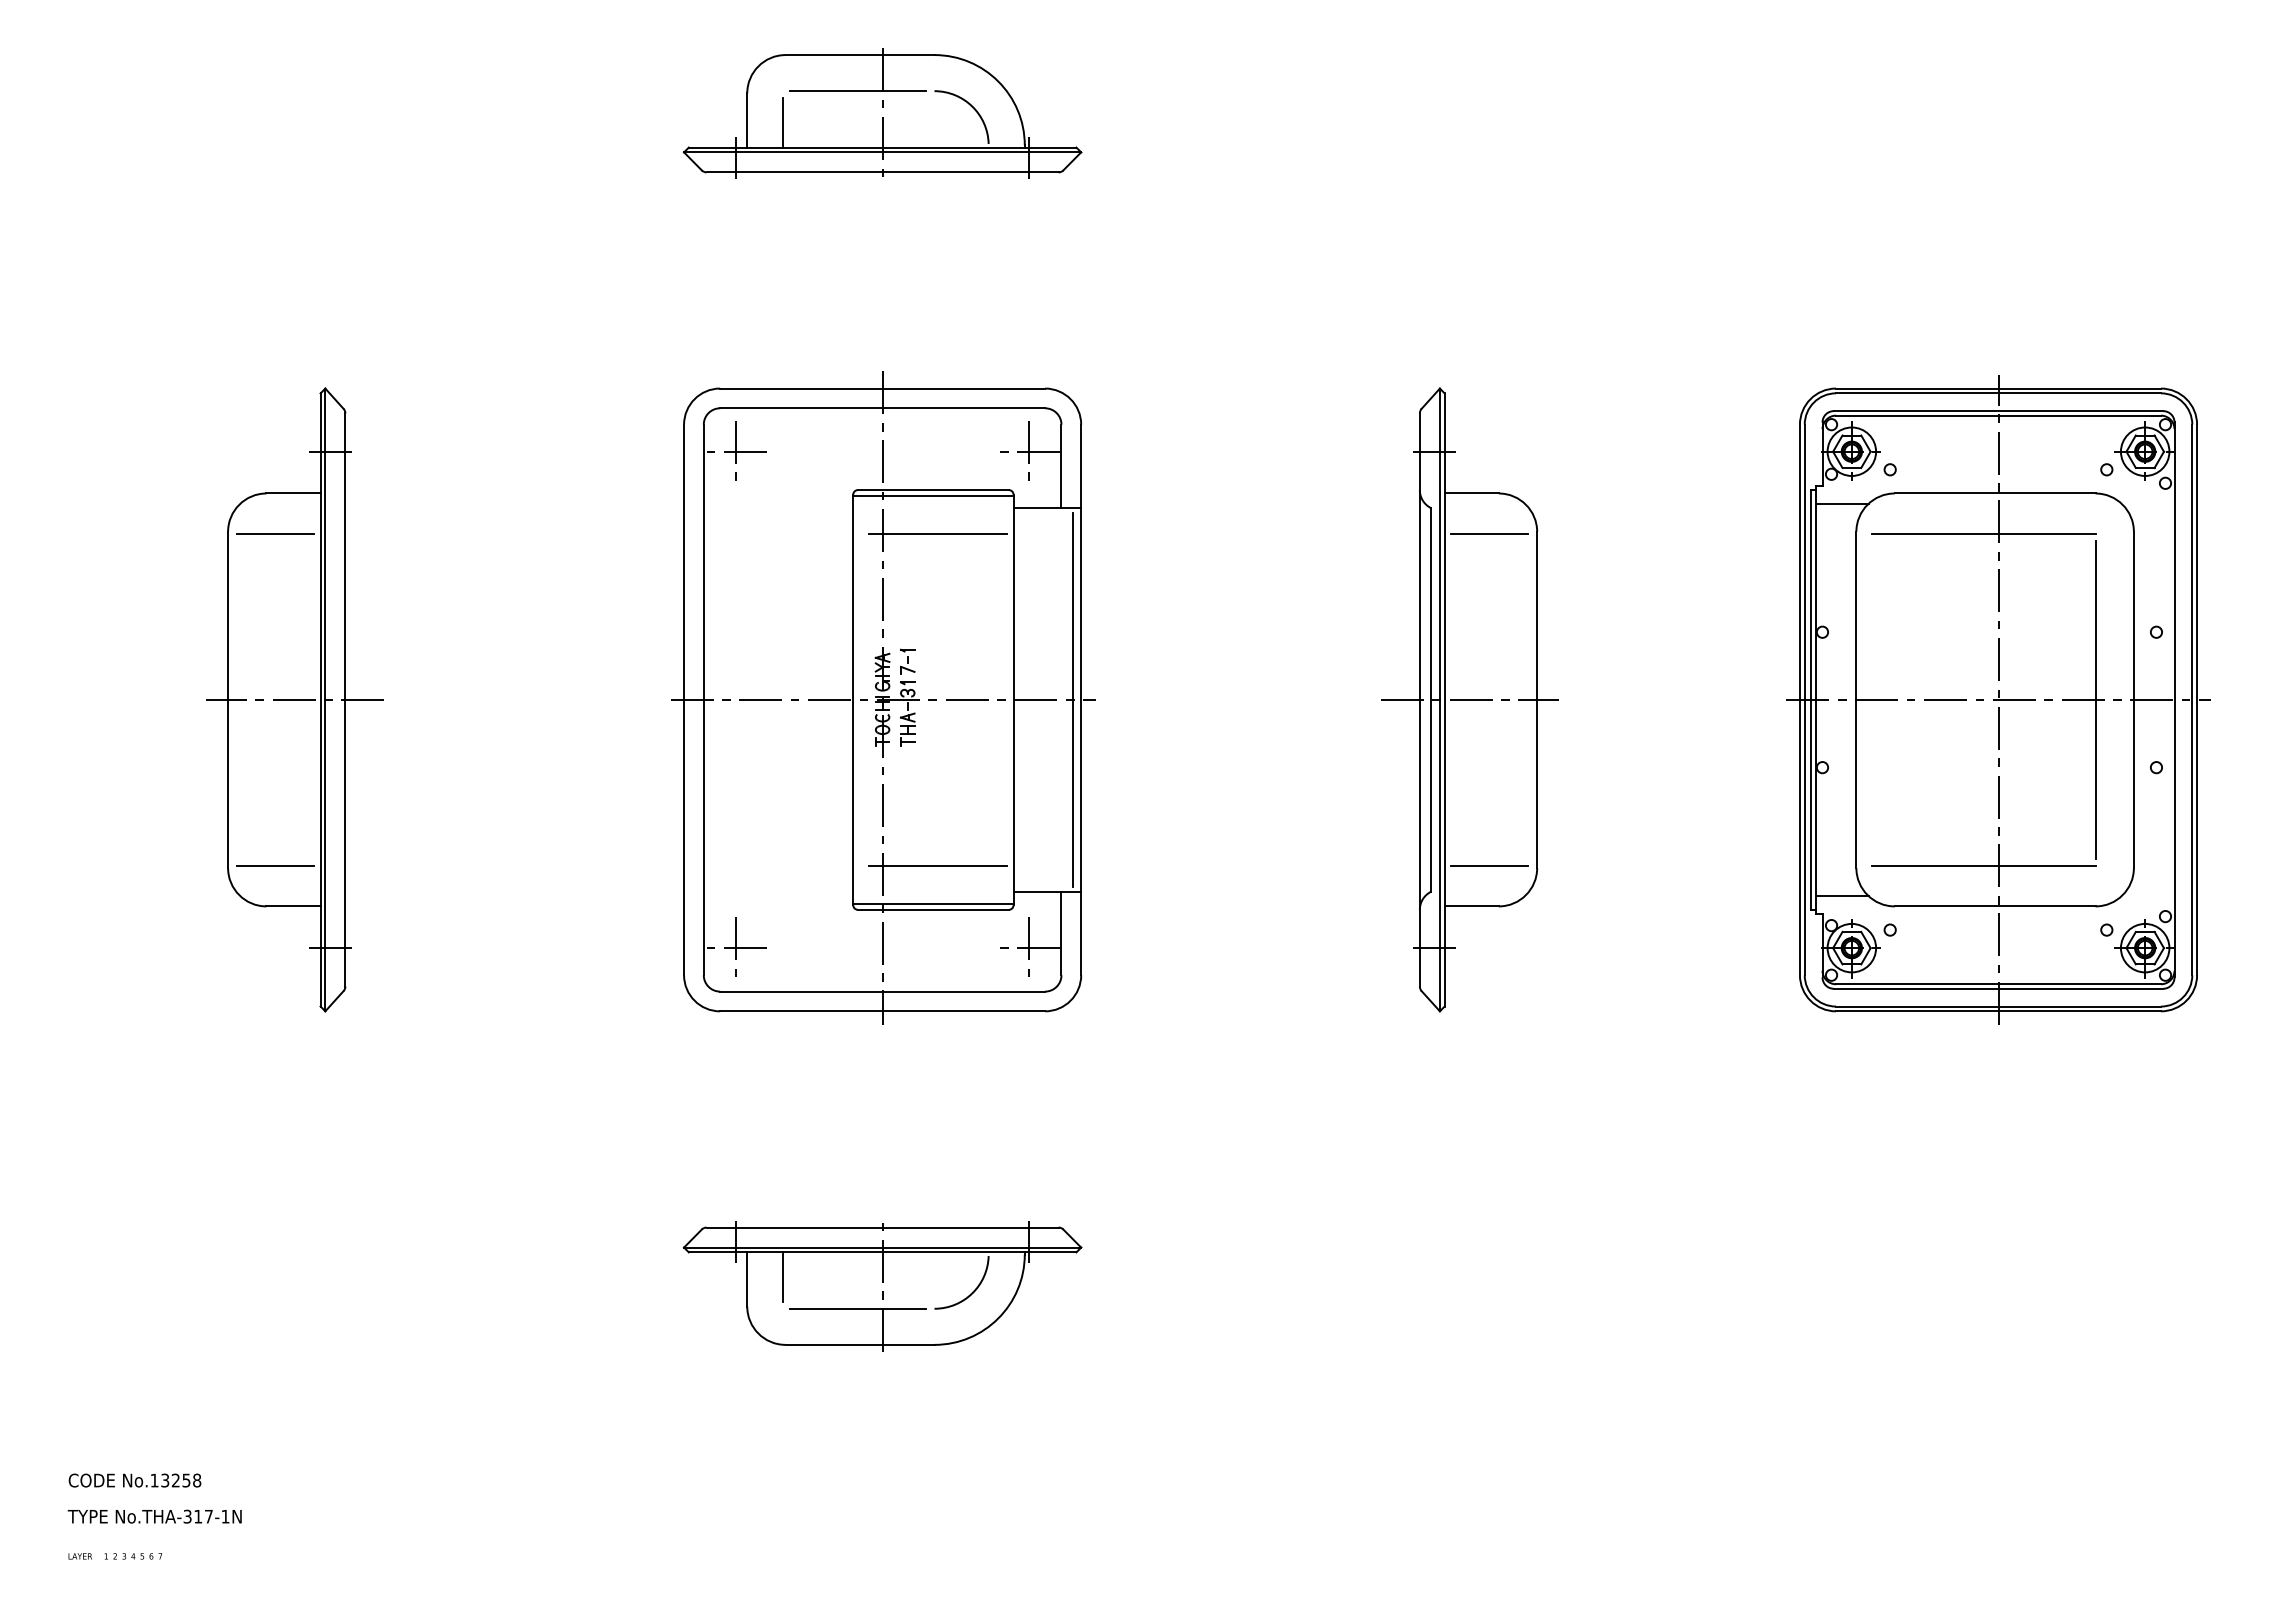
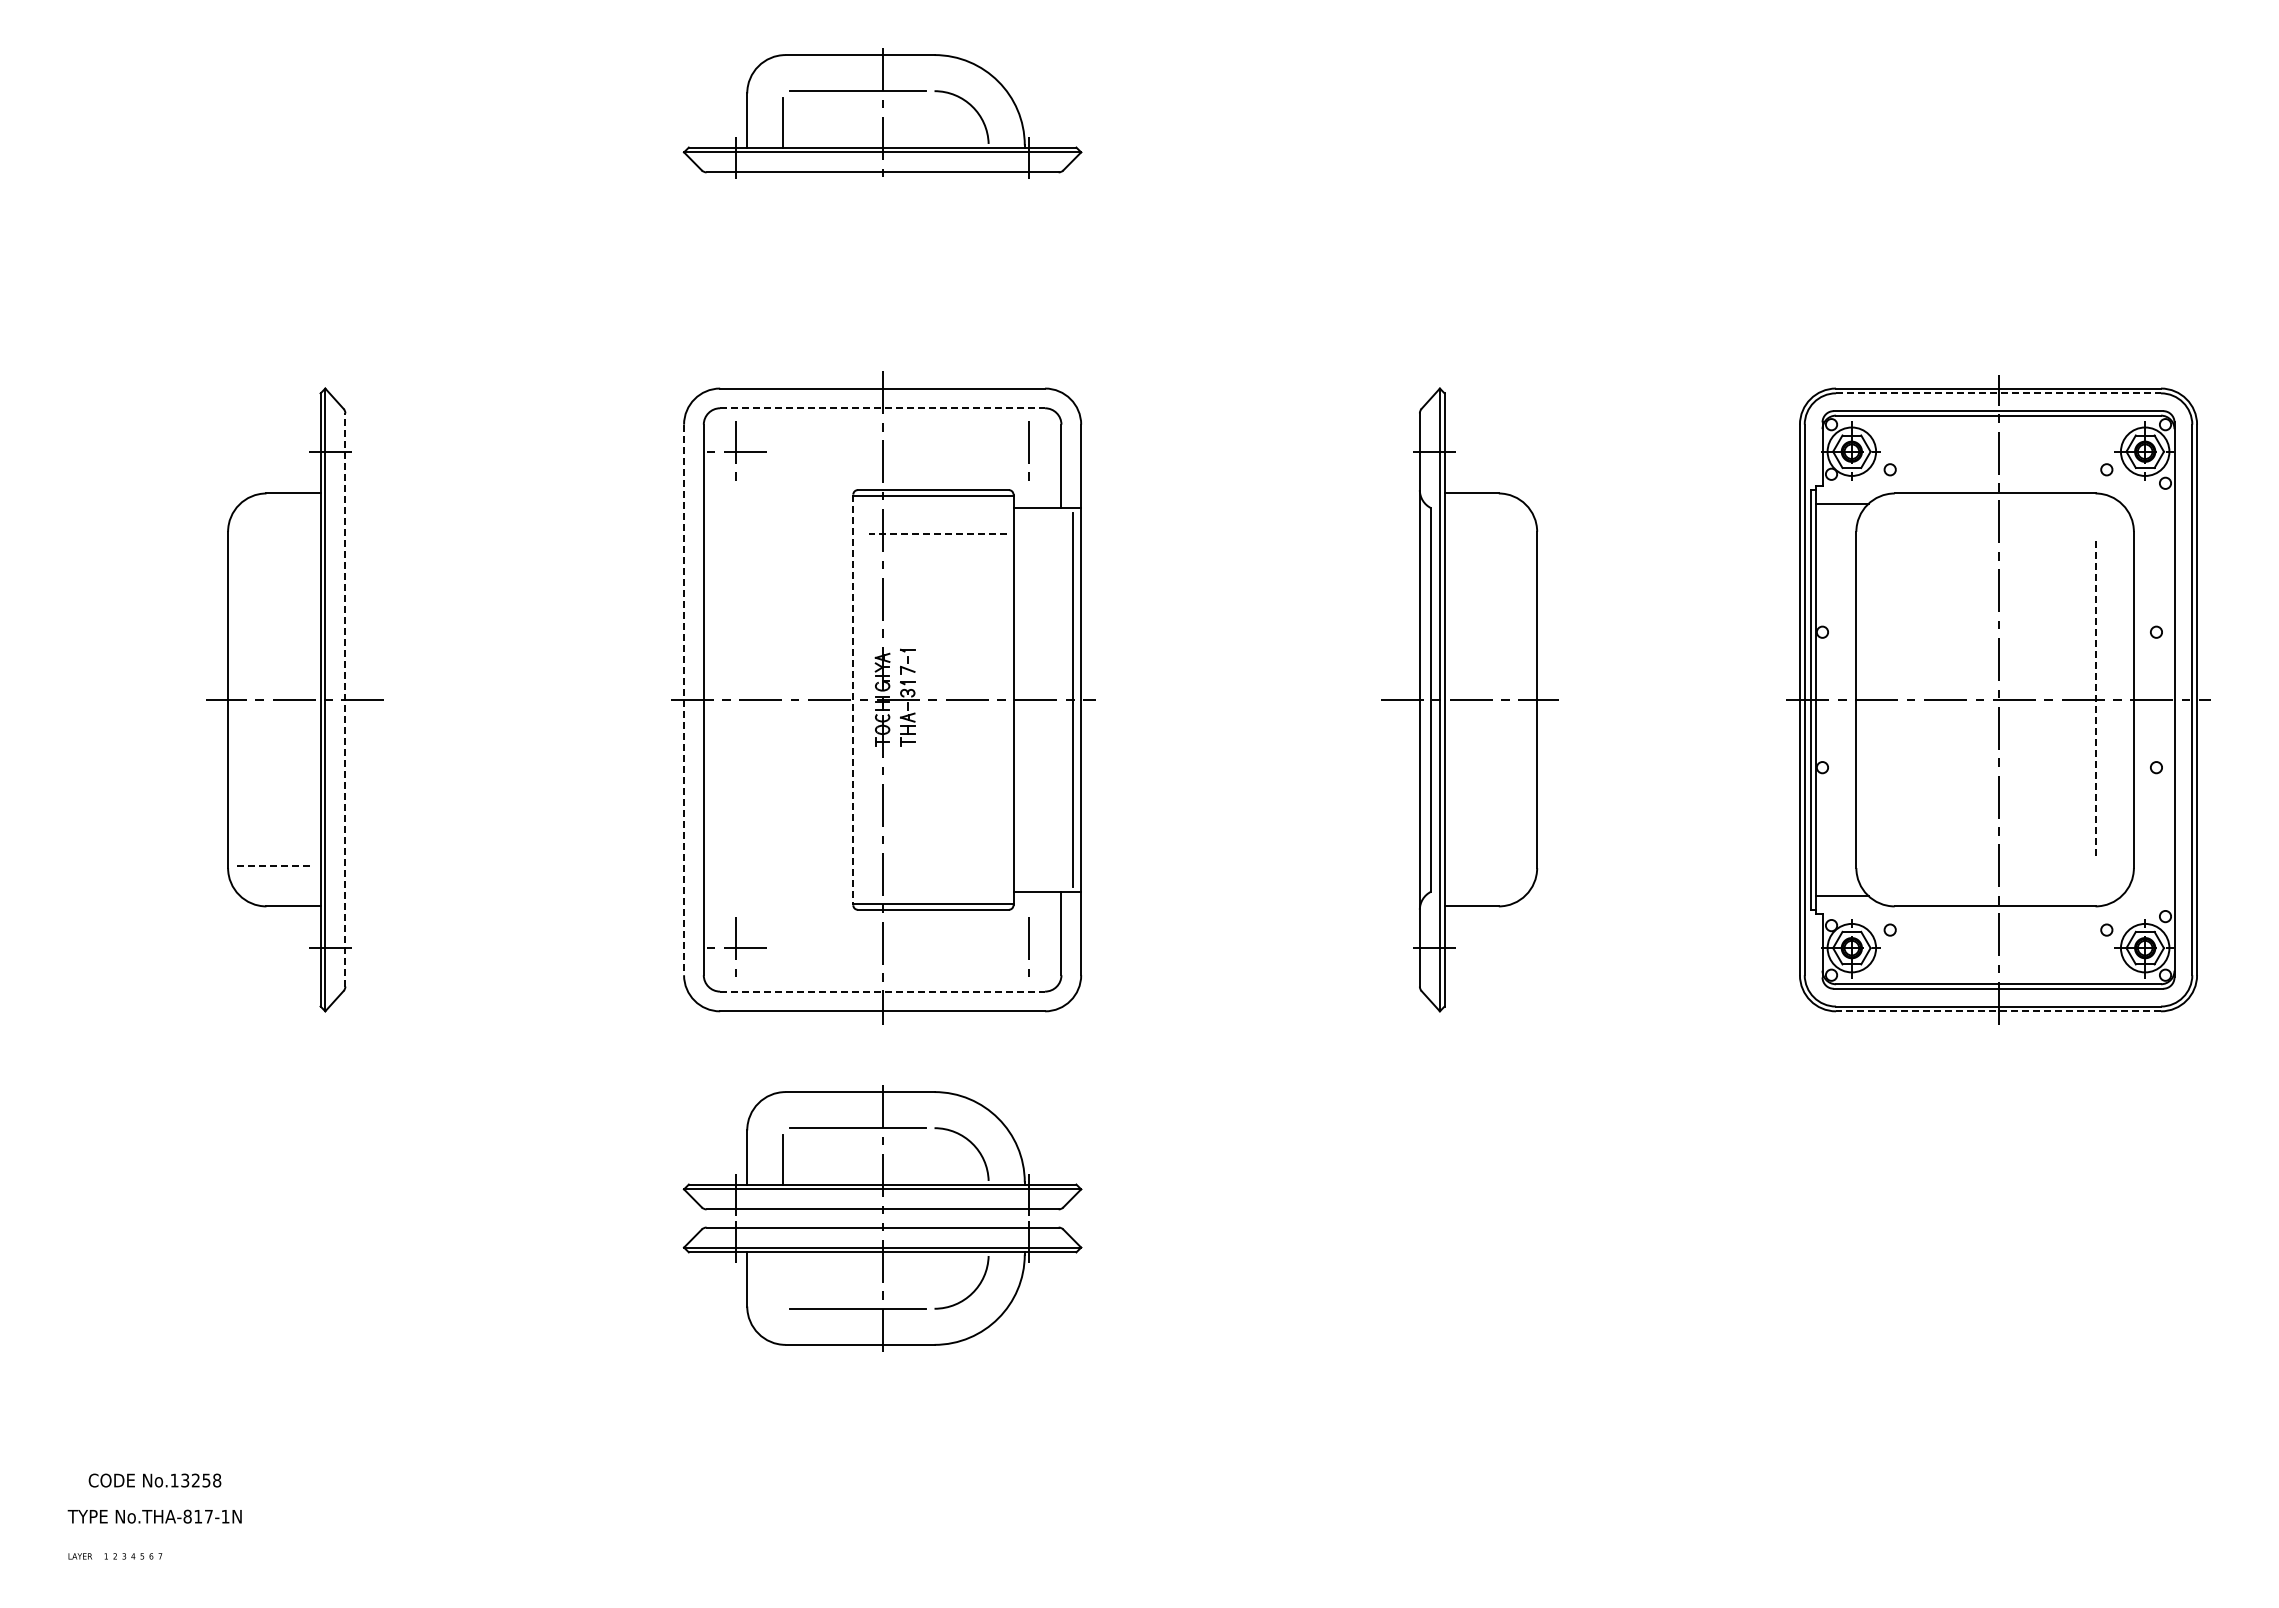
line: solid -> dashed (1999, 393)
line: solid -> dashed (883, 408)
line: present -> none (1029, 451)
line: present -> none (275, 534)
line: solid -> dashed (937, 534)
line: present -> none (1489, 534)
line: present -> none (1983, 534)
line: solid -> dashed (345, 699)
line: solid -> dashed (684, 700)
line: solid -> dashed (853, 700)
line: solid -> dashed (2095, 700)
line: solid -> dashed (275, 865)
line: present -> none (937, 865)
line: present -> none (1489, 865)
line: present -> none (1983, 865)
line: present -> none (1029, 948)
line: solid -> dashed (883, 991)
line: solid -> dashed (1998, 1011)
part: none -> present (882, 1150)
line: present -> none (783, 1277)
text position: (134, 1480) -> (154, 1480) (154, 1480)
text: No.THA-317-1N -> No.THA-817-1N (187, 1516)
